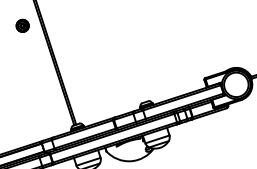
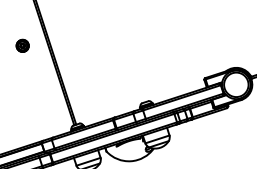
part position: (22, 25) -> (22, 45) (22, 45)
